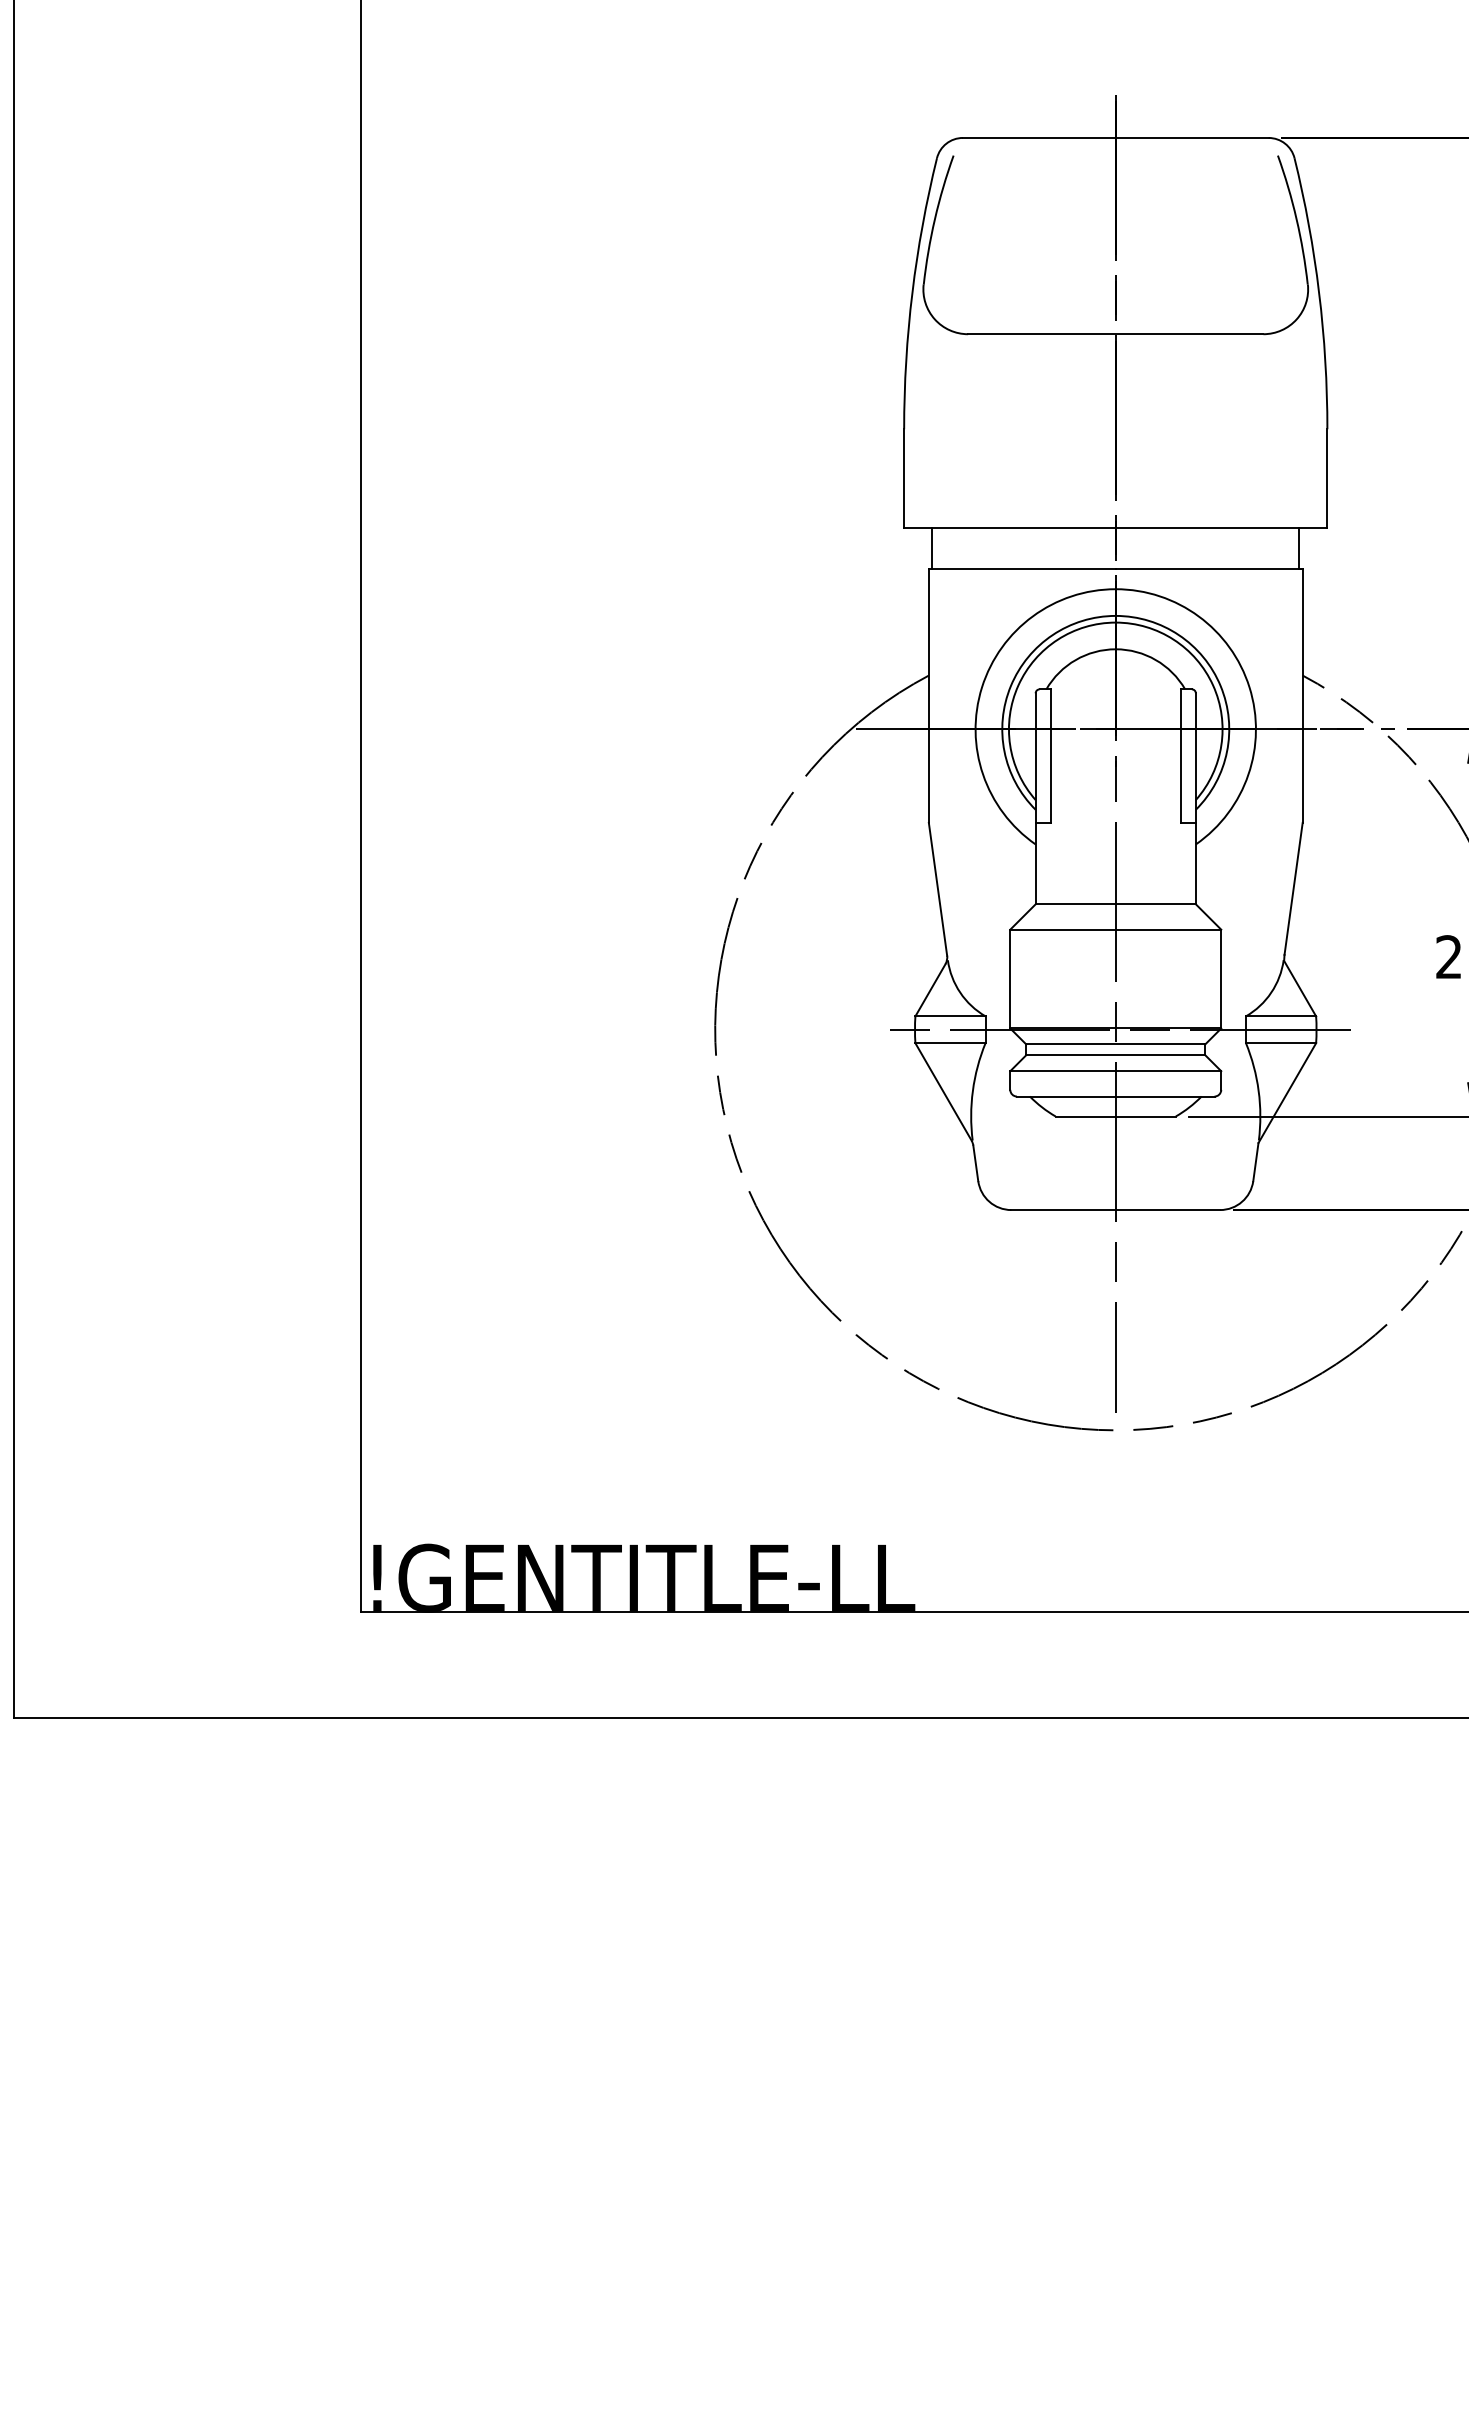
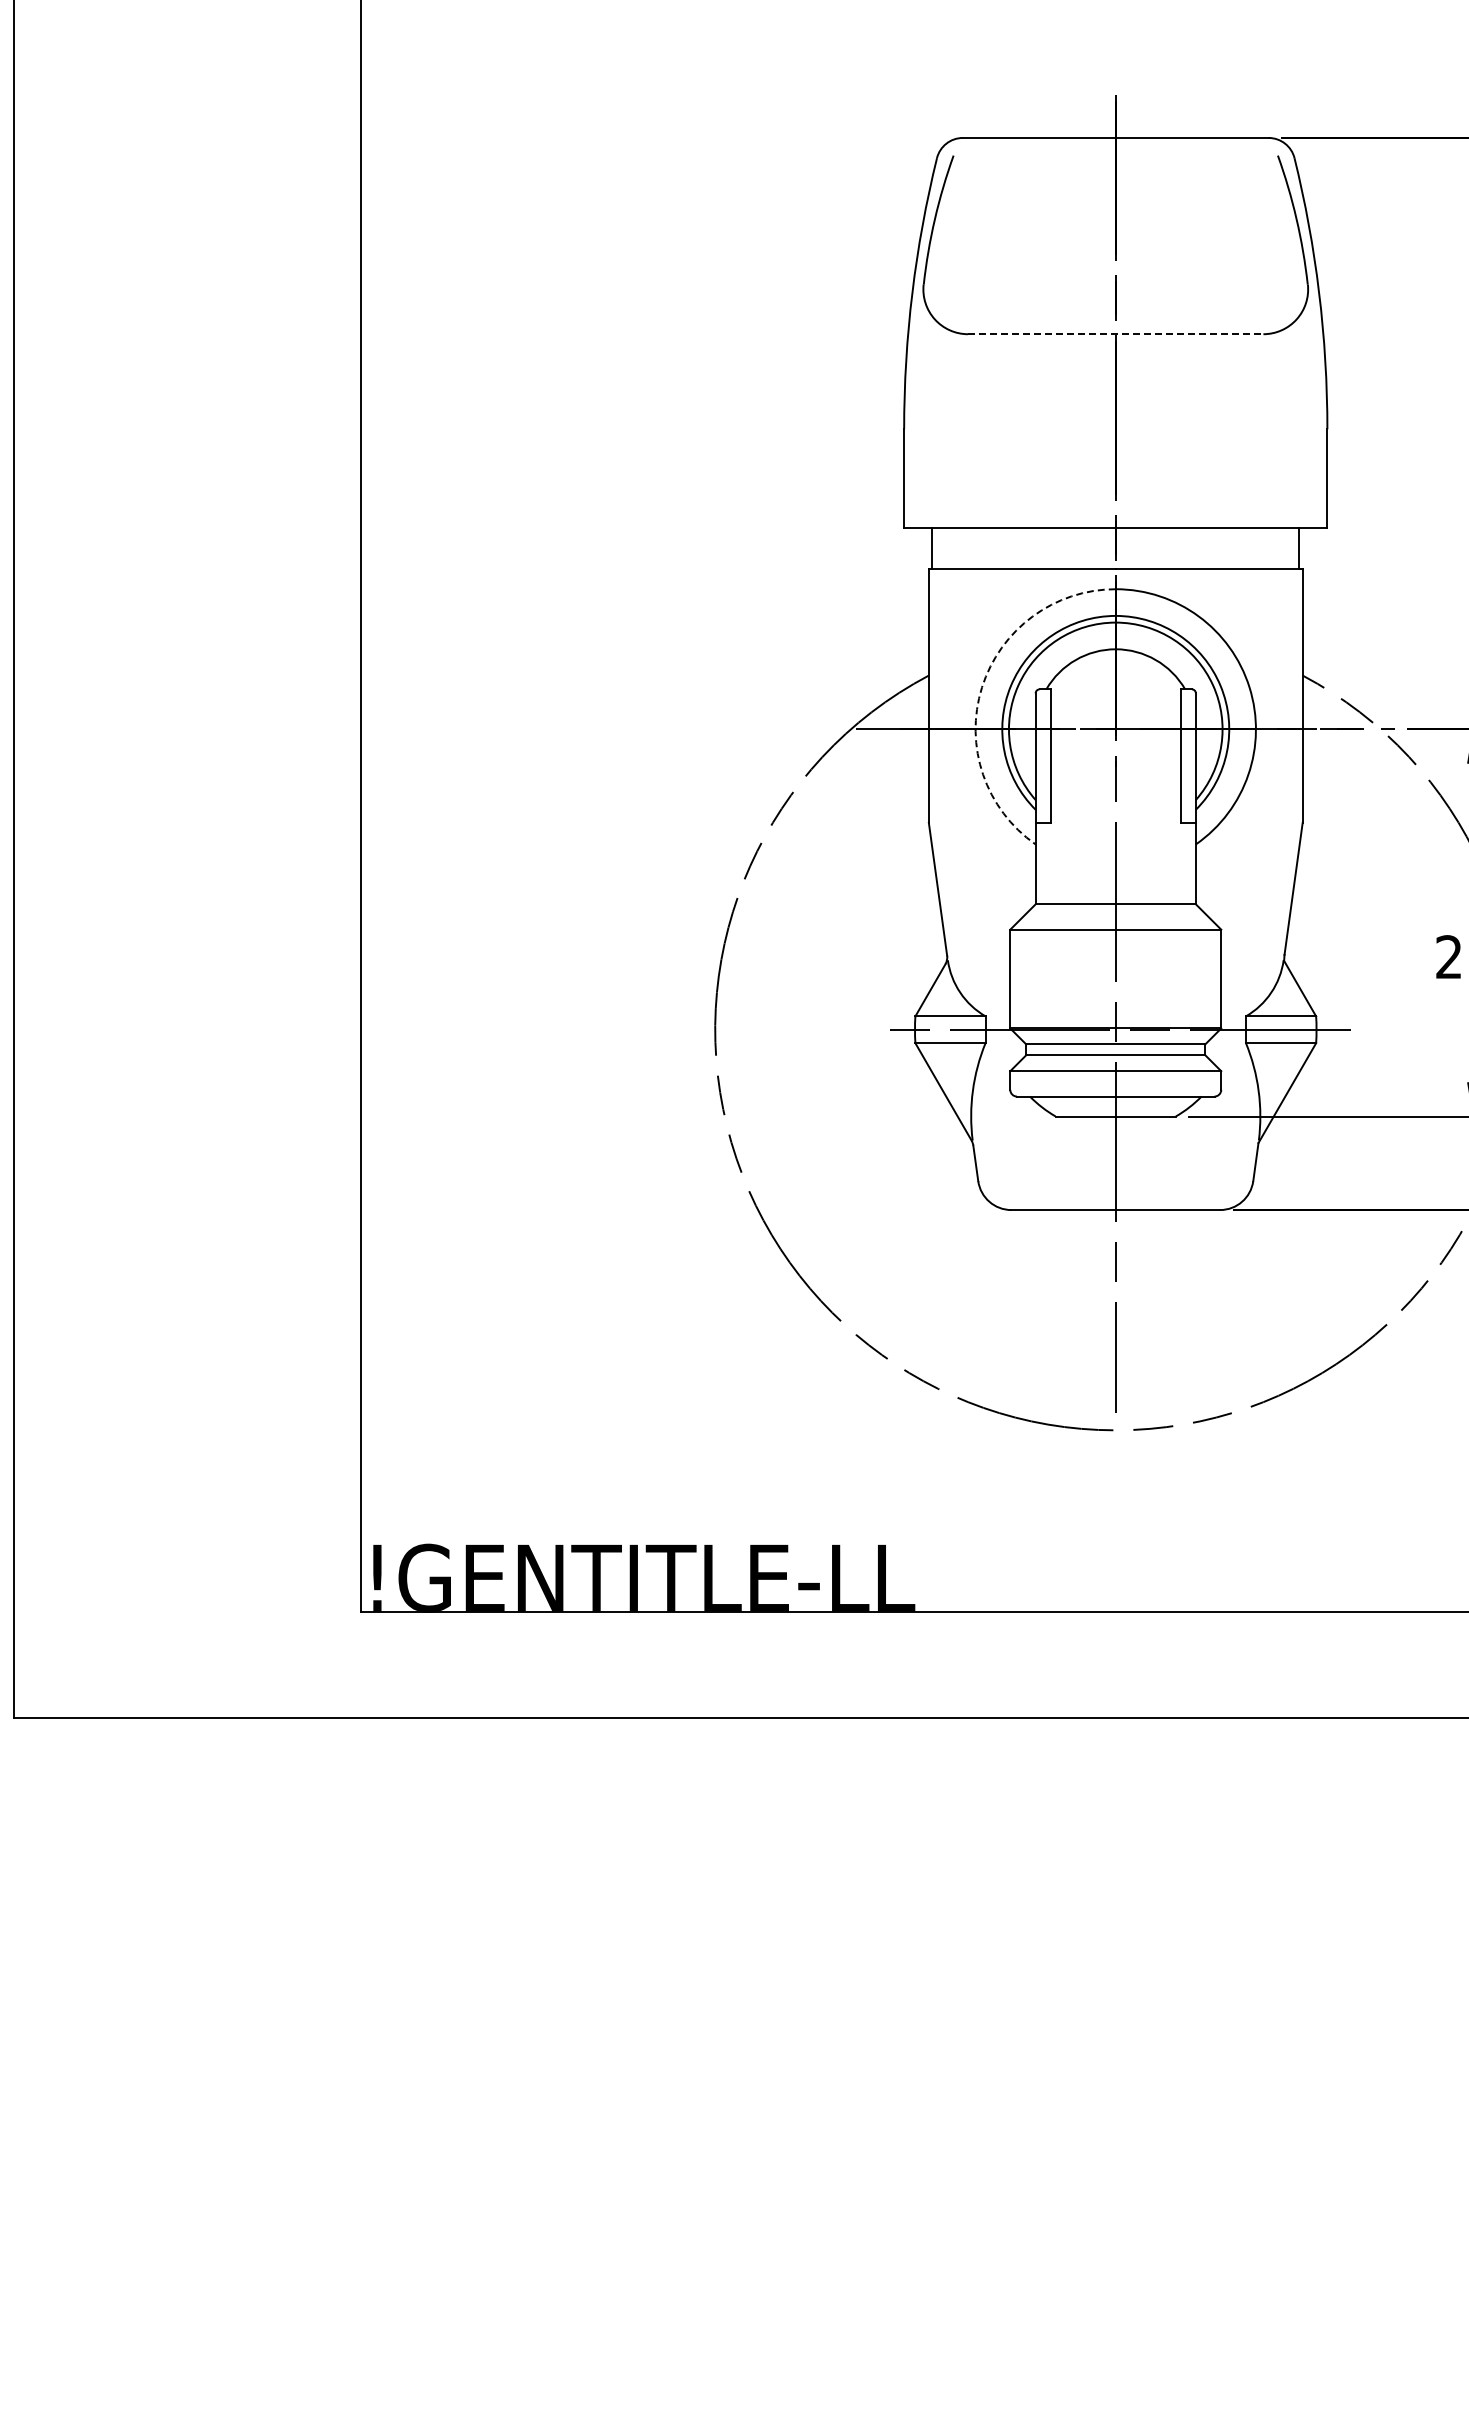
line: solid -> dashed (1115, 334)
arc: solid -> dashed (982, 687)
